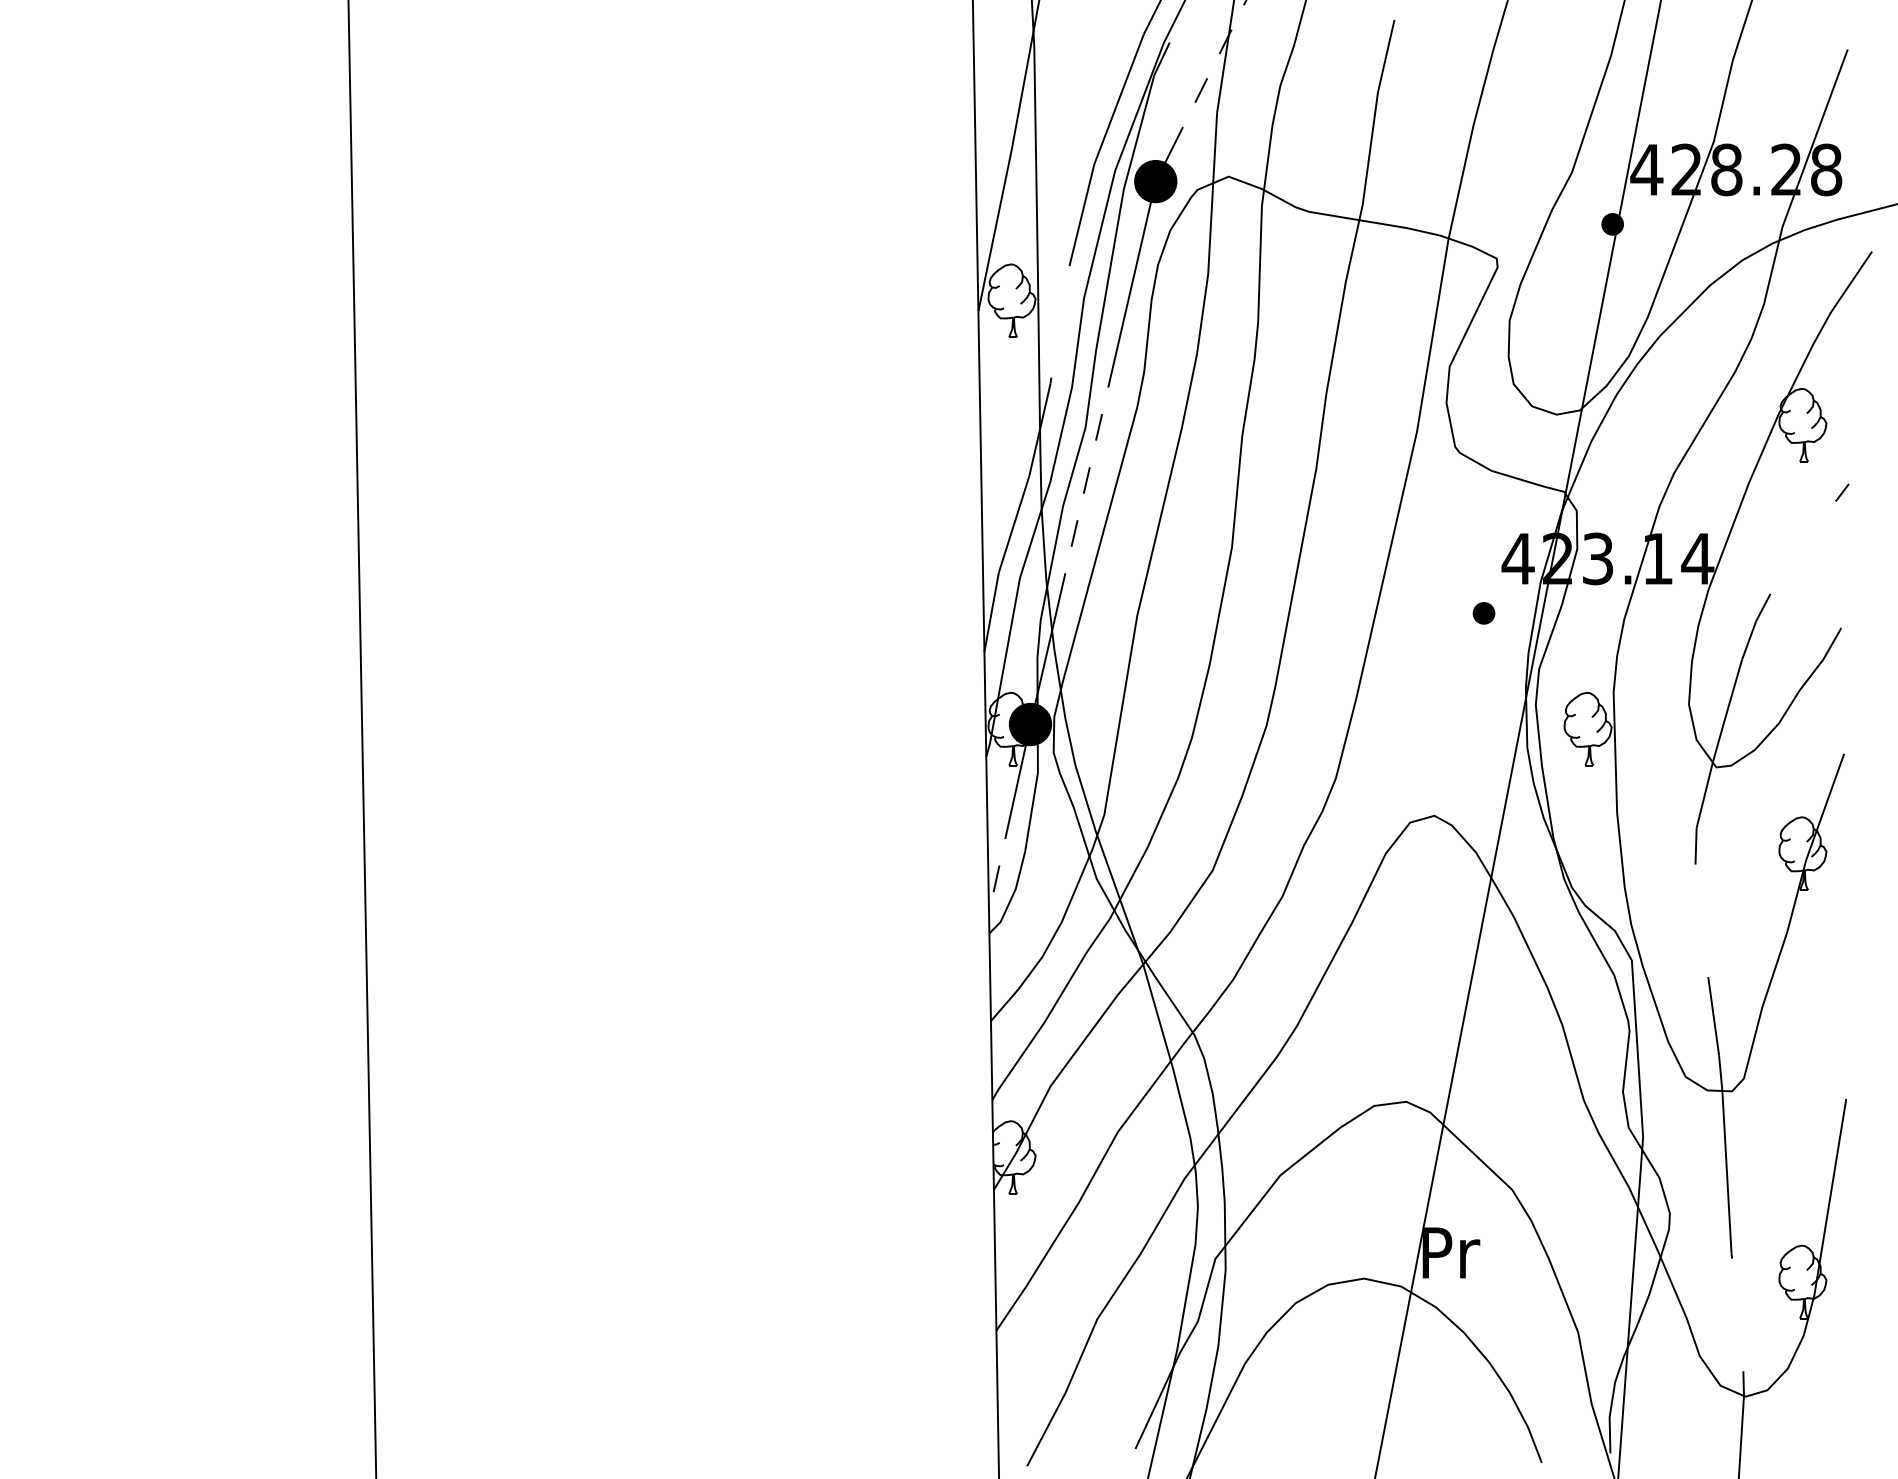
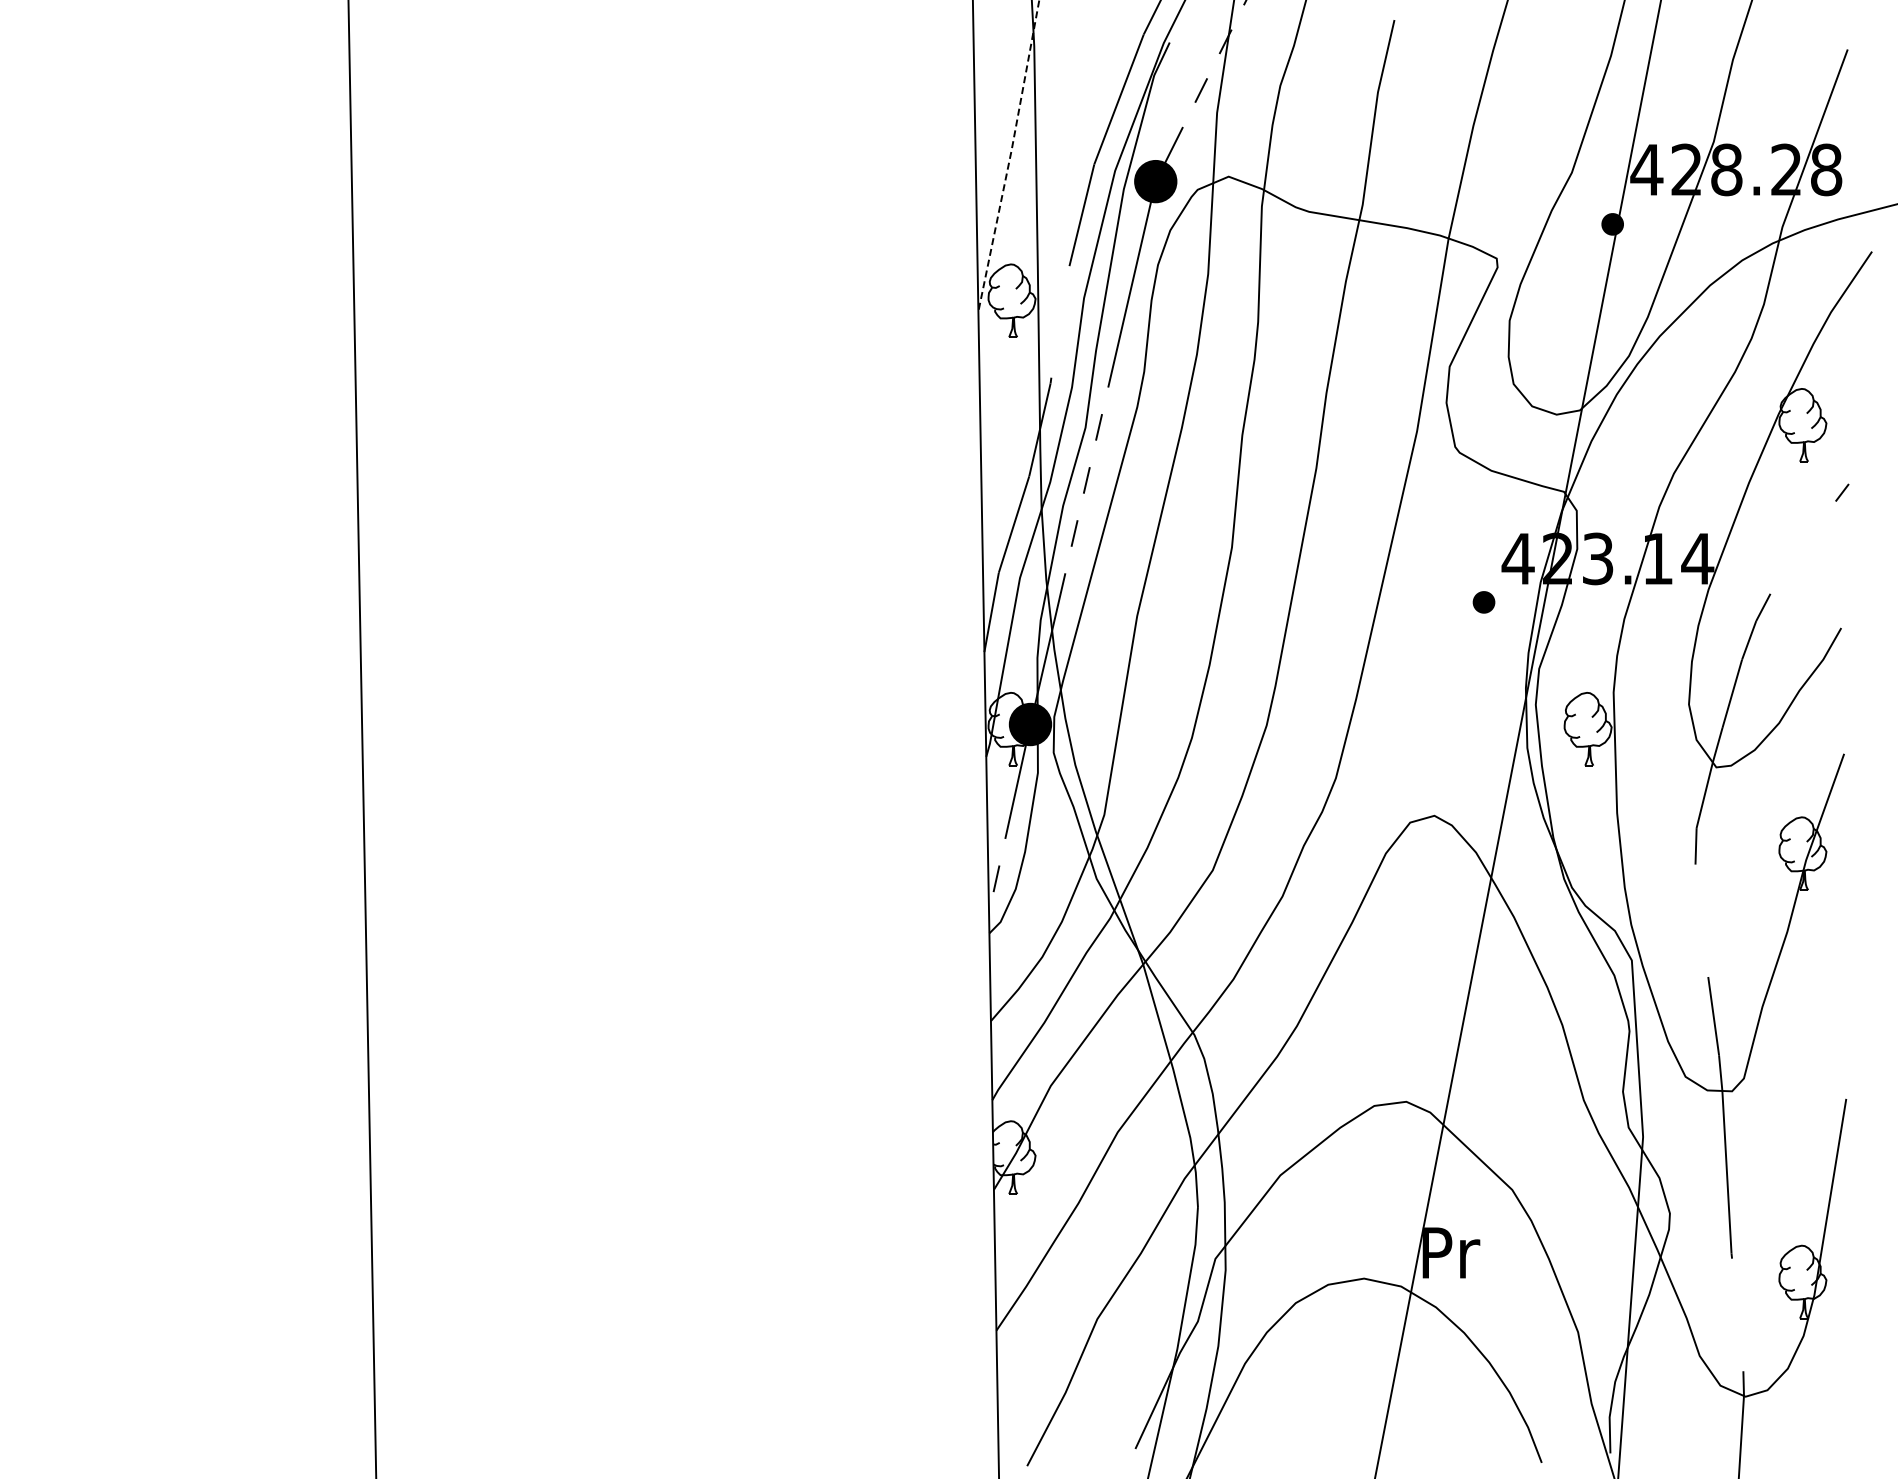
line: solid -> dashed (1010, 156)
part position: (1483, 613) -> (1483, 602) (1483, 602)
